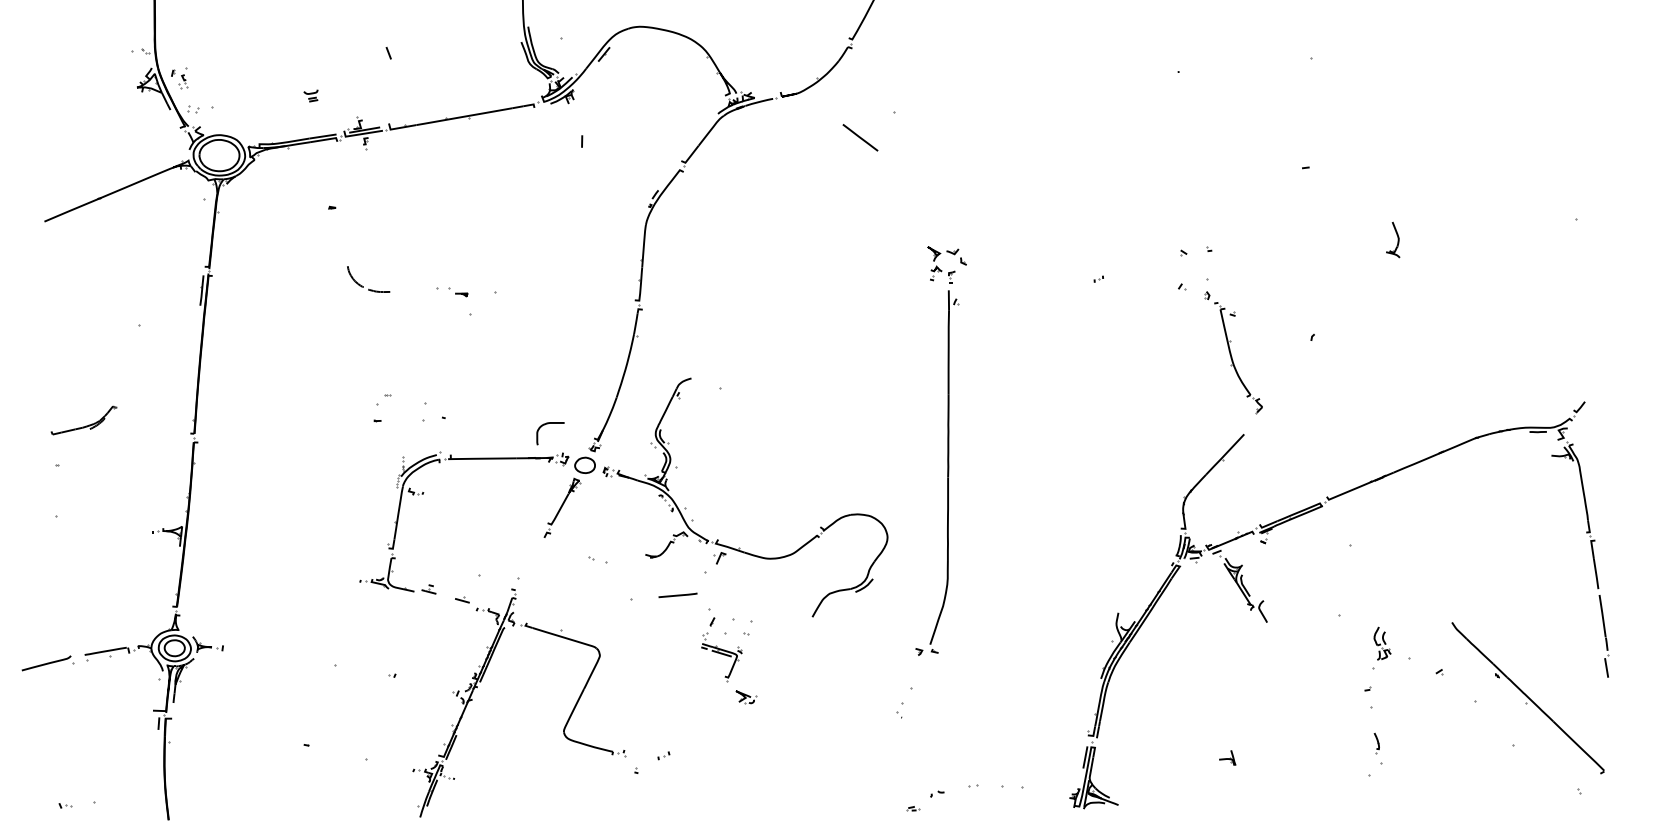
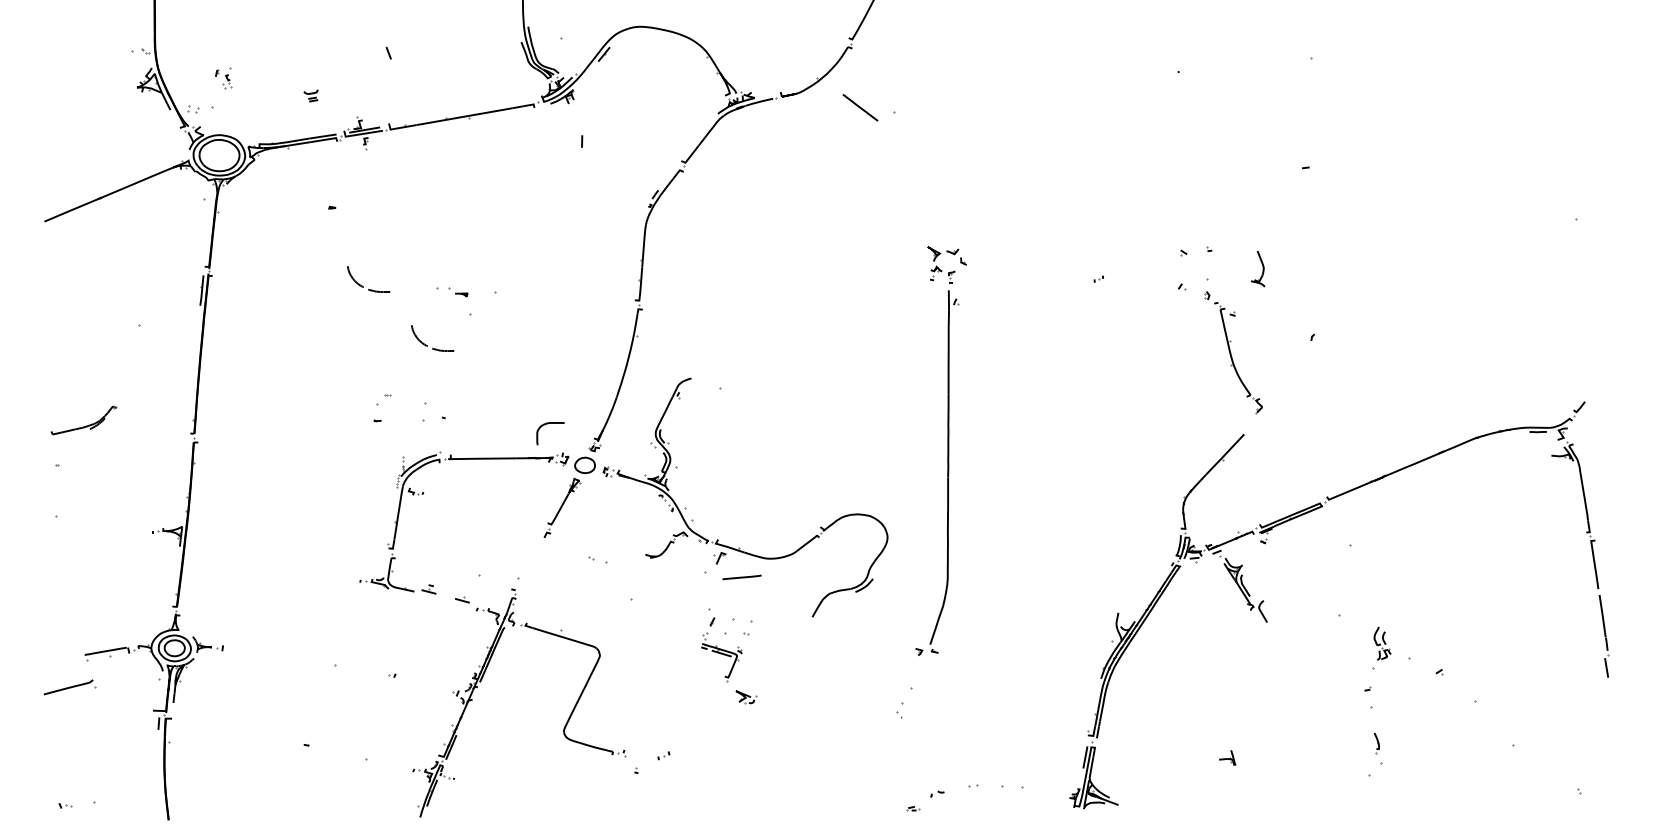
part position: (179, 78) -> (223, 78) (223, 78)
line position: (860, 137) -> (860, 107) (860, 107)
part position: (1393, 239) -> (1258, 268) (1258, 268)
part: none -> present (426, 344)
line position: (677, 595) -> (741, 577) (741, 577)
part position: (47, 663) -> (69, 687) (69, 687)
part: present -> none (1527, 698)
